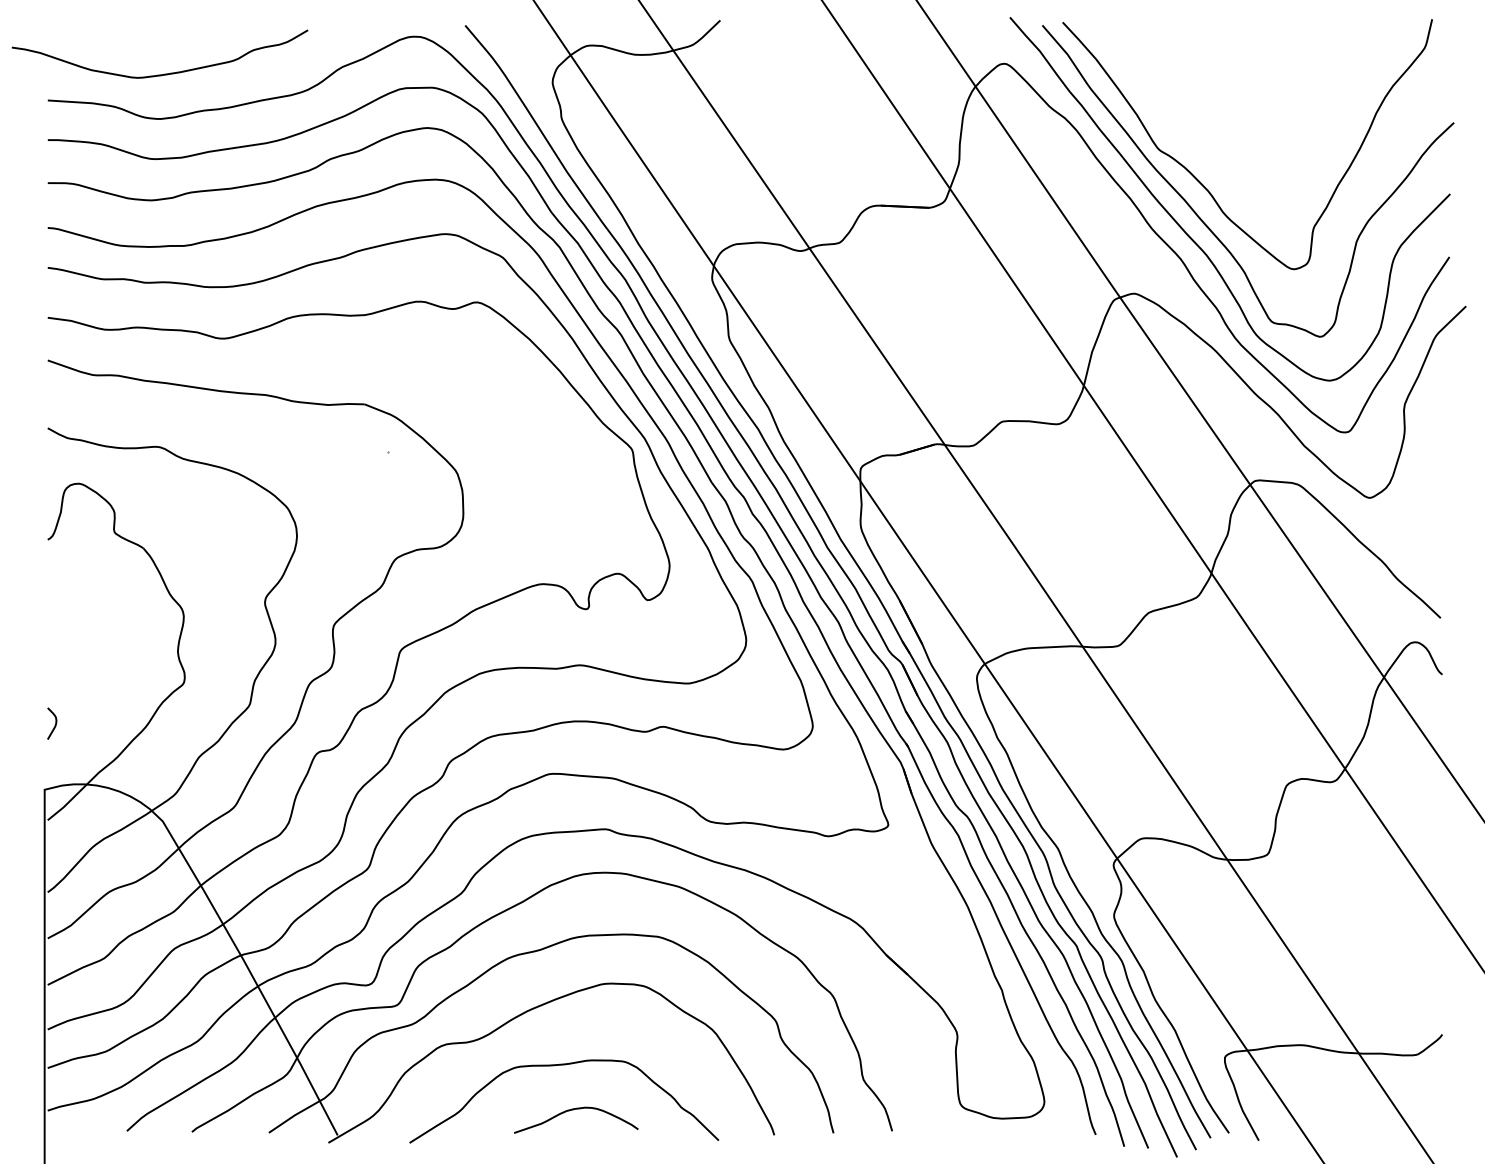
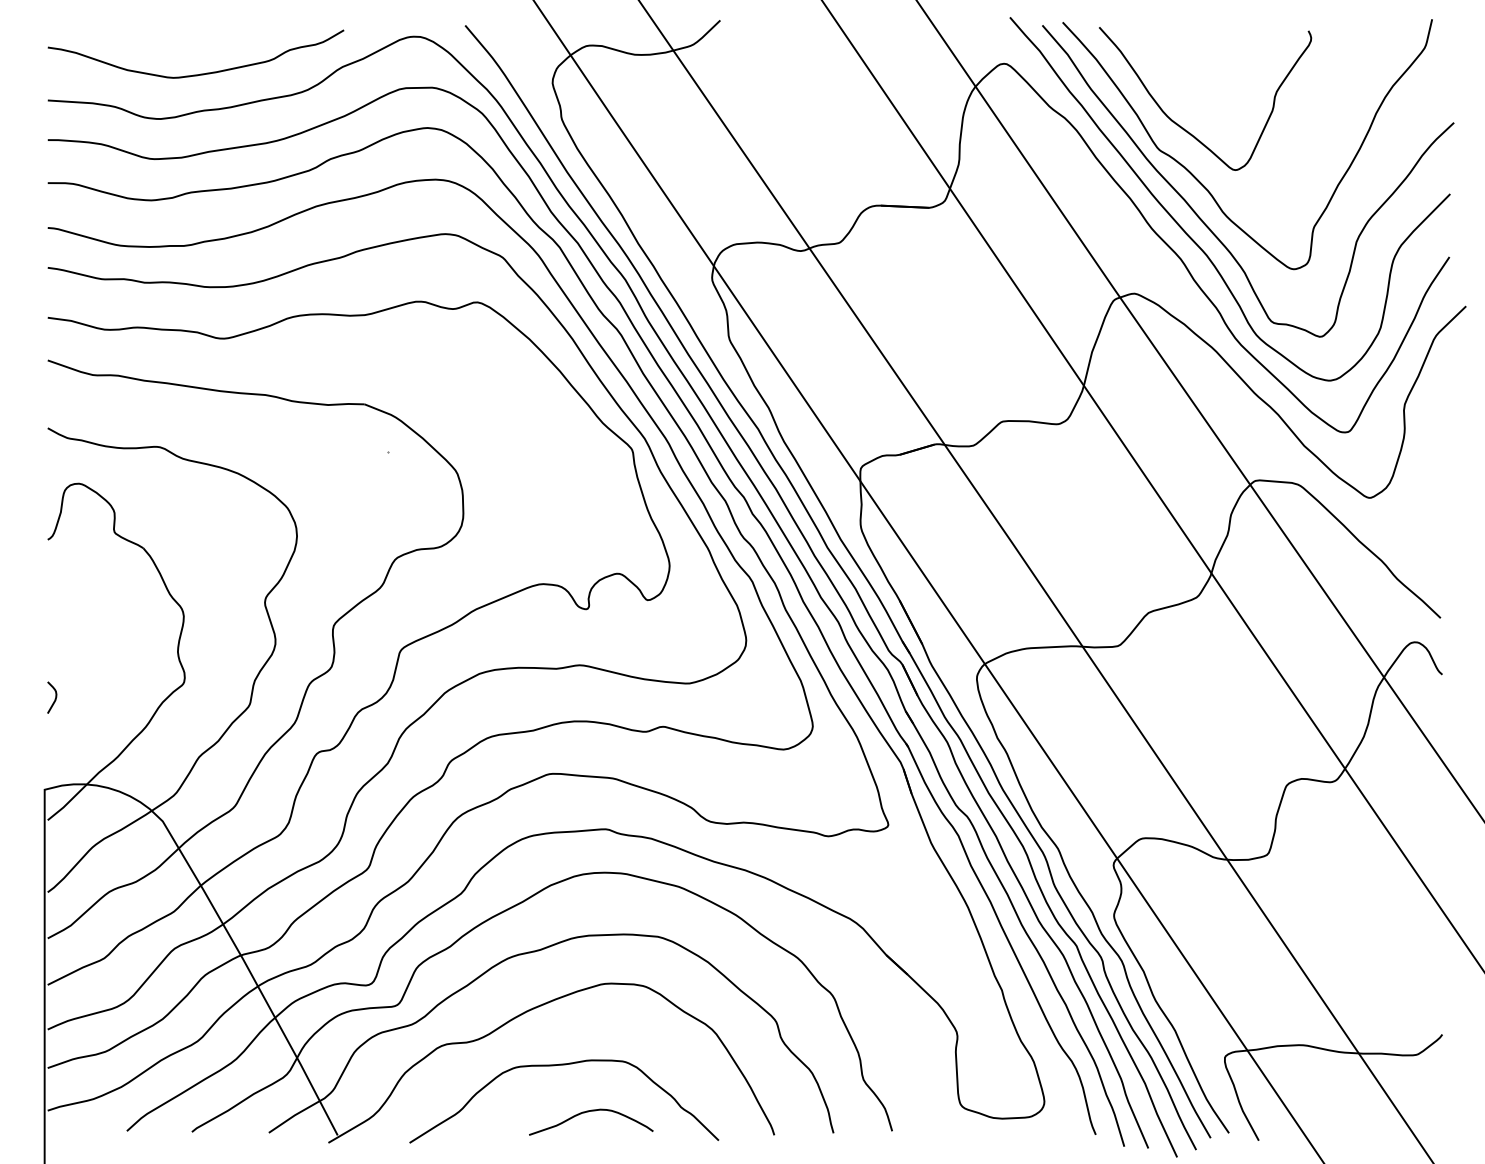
curve position: (164, 73) -> (200, 73) (200, 73)
curve: none -> present (1183, 127)
curve position: (54, 725) -> (54, 699) (54, 699)
curve position: (573, 1110) -> (588, 1112) (588, 1112)
